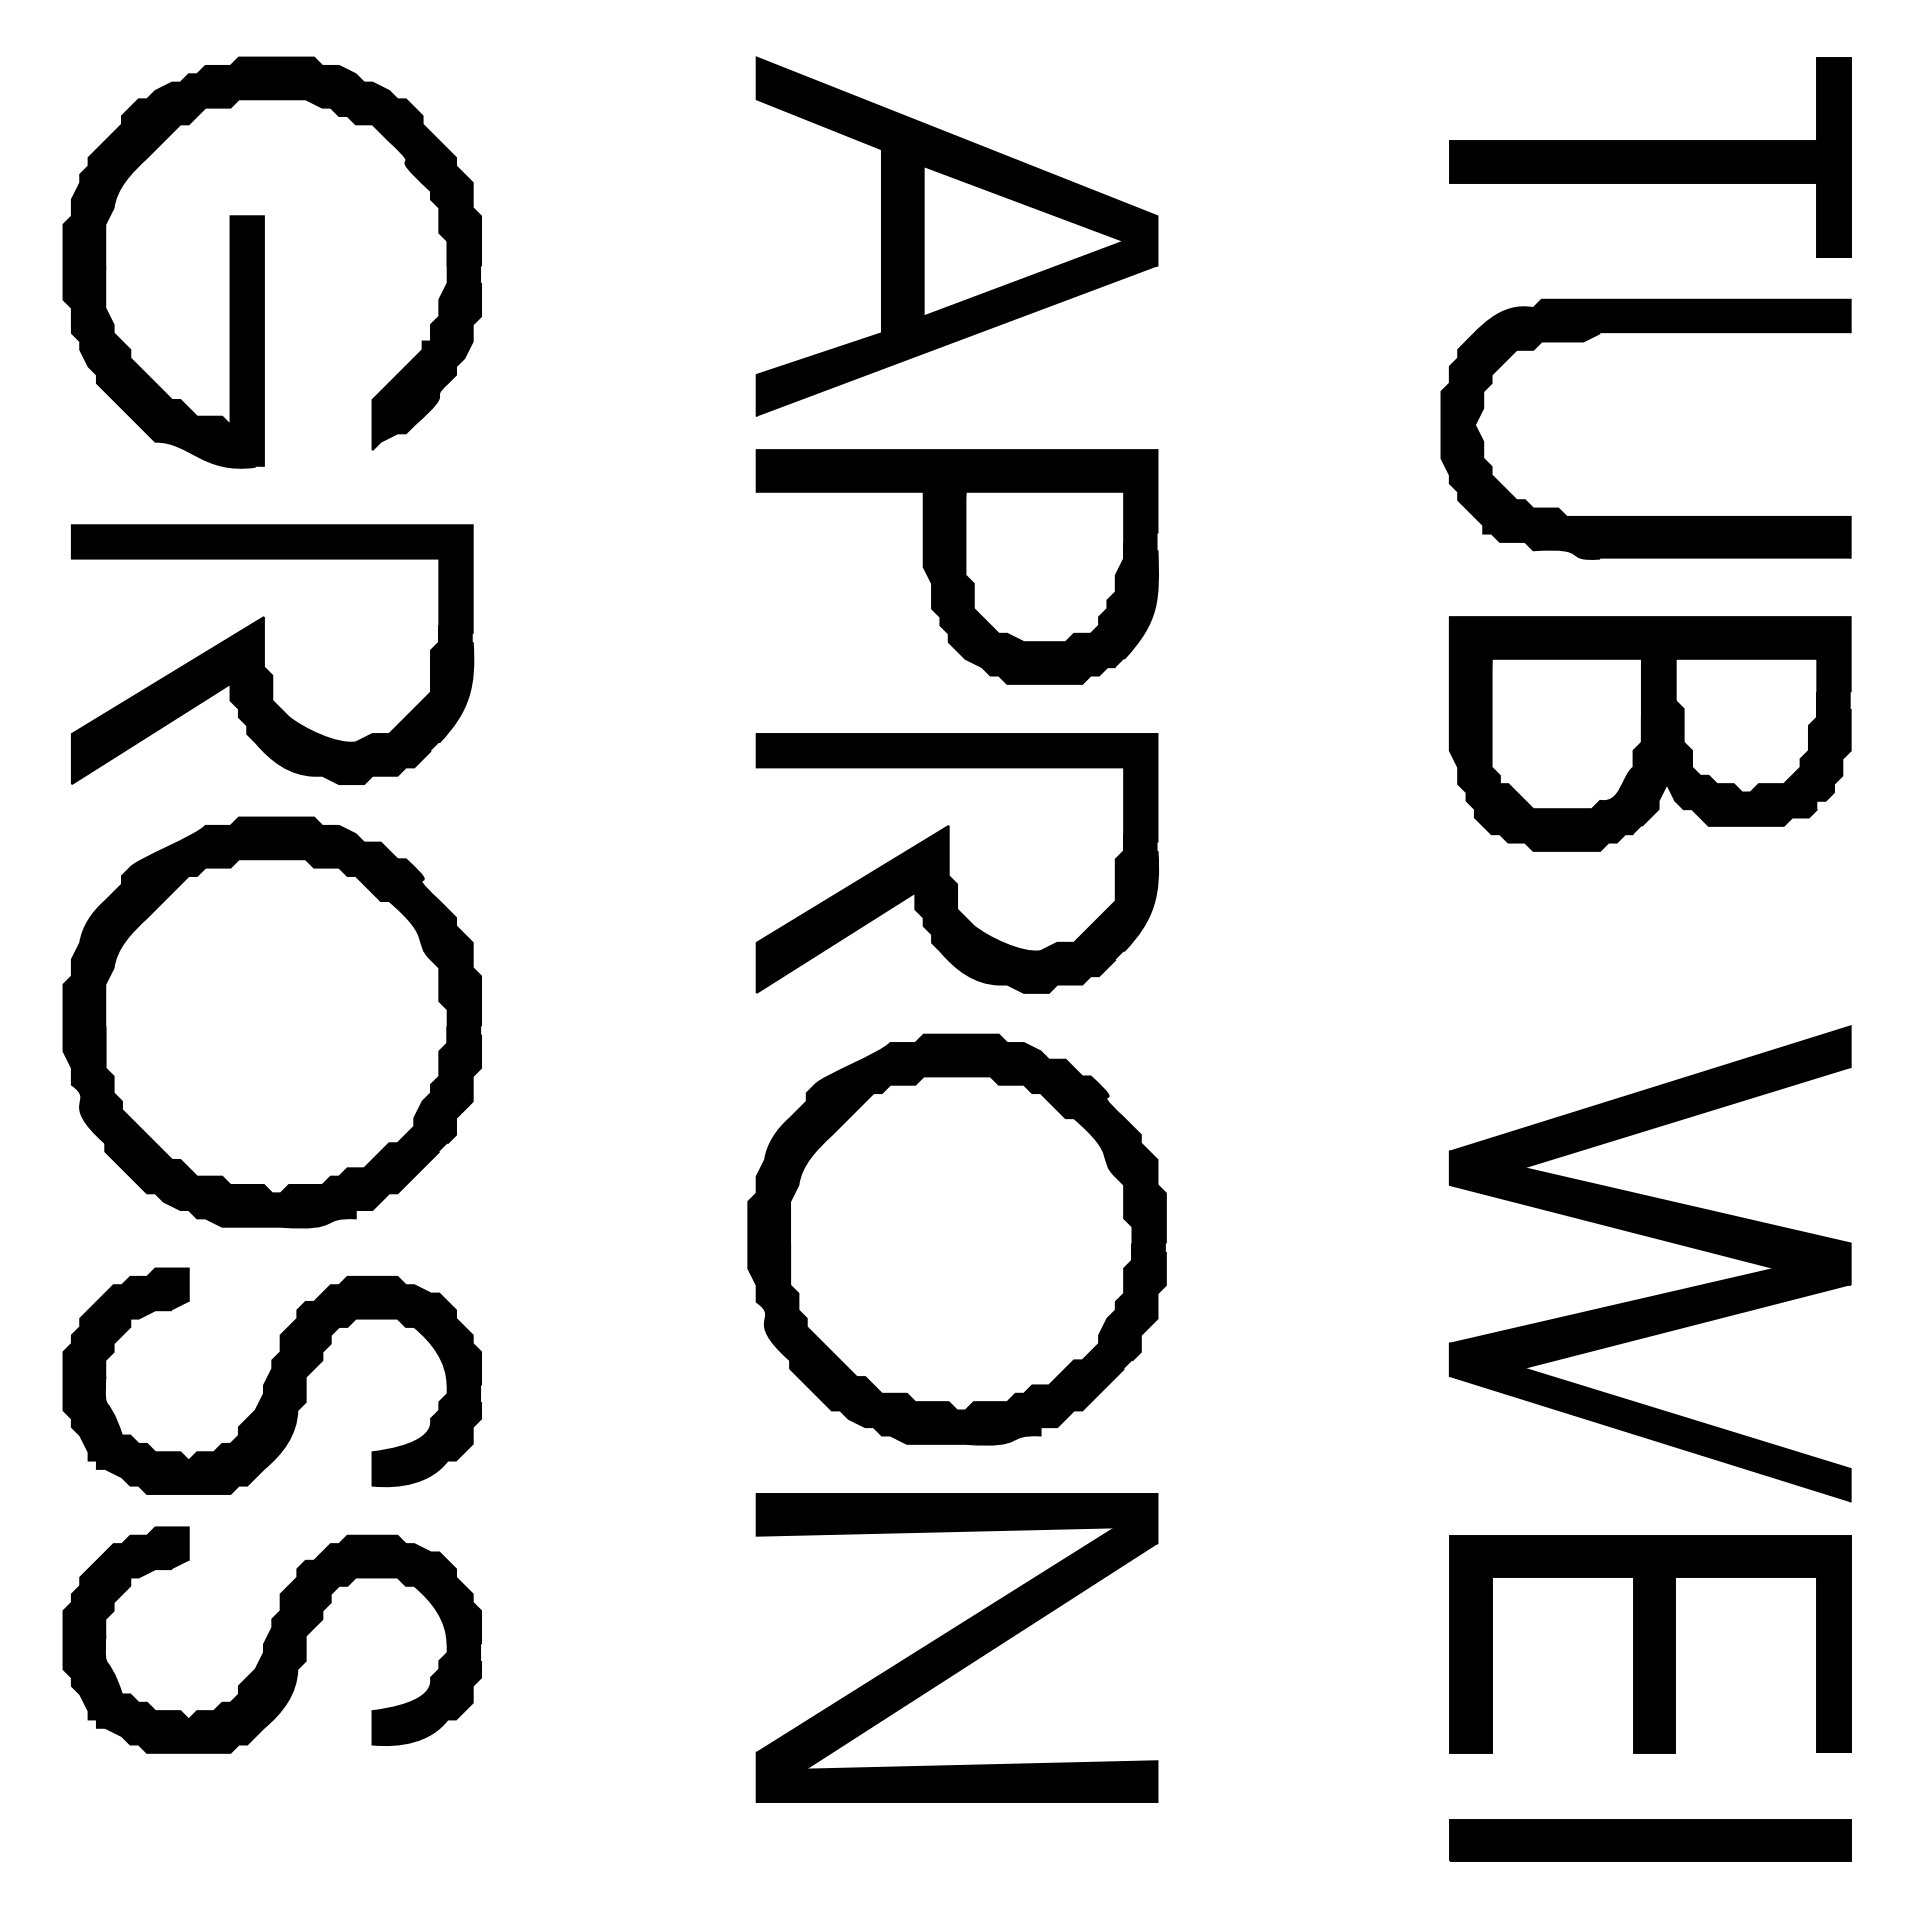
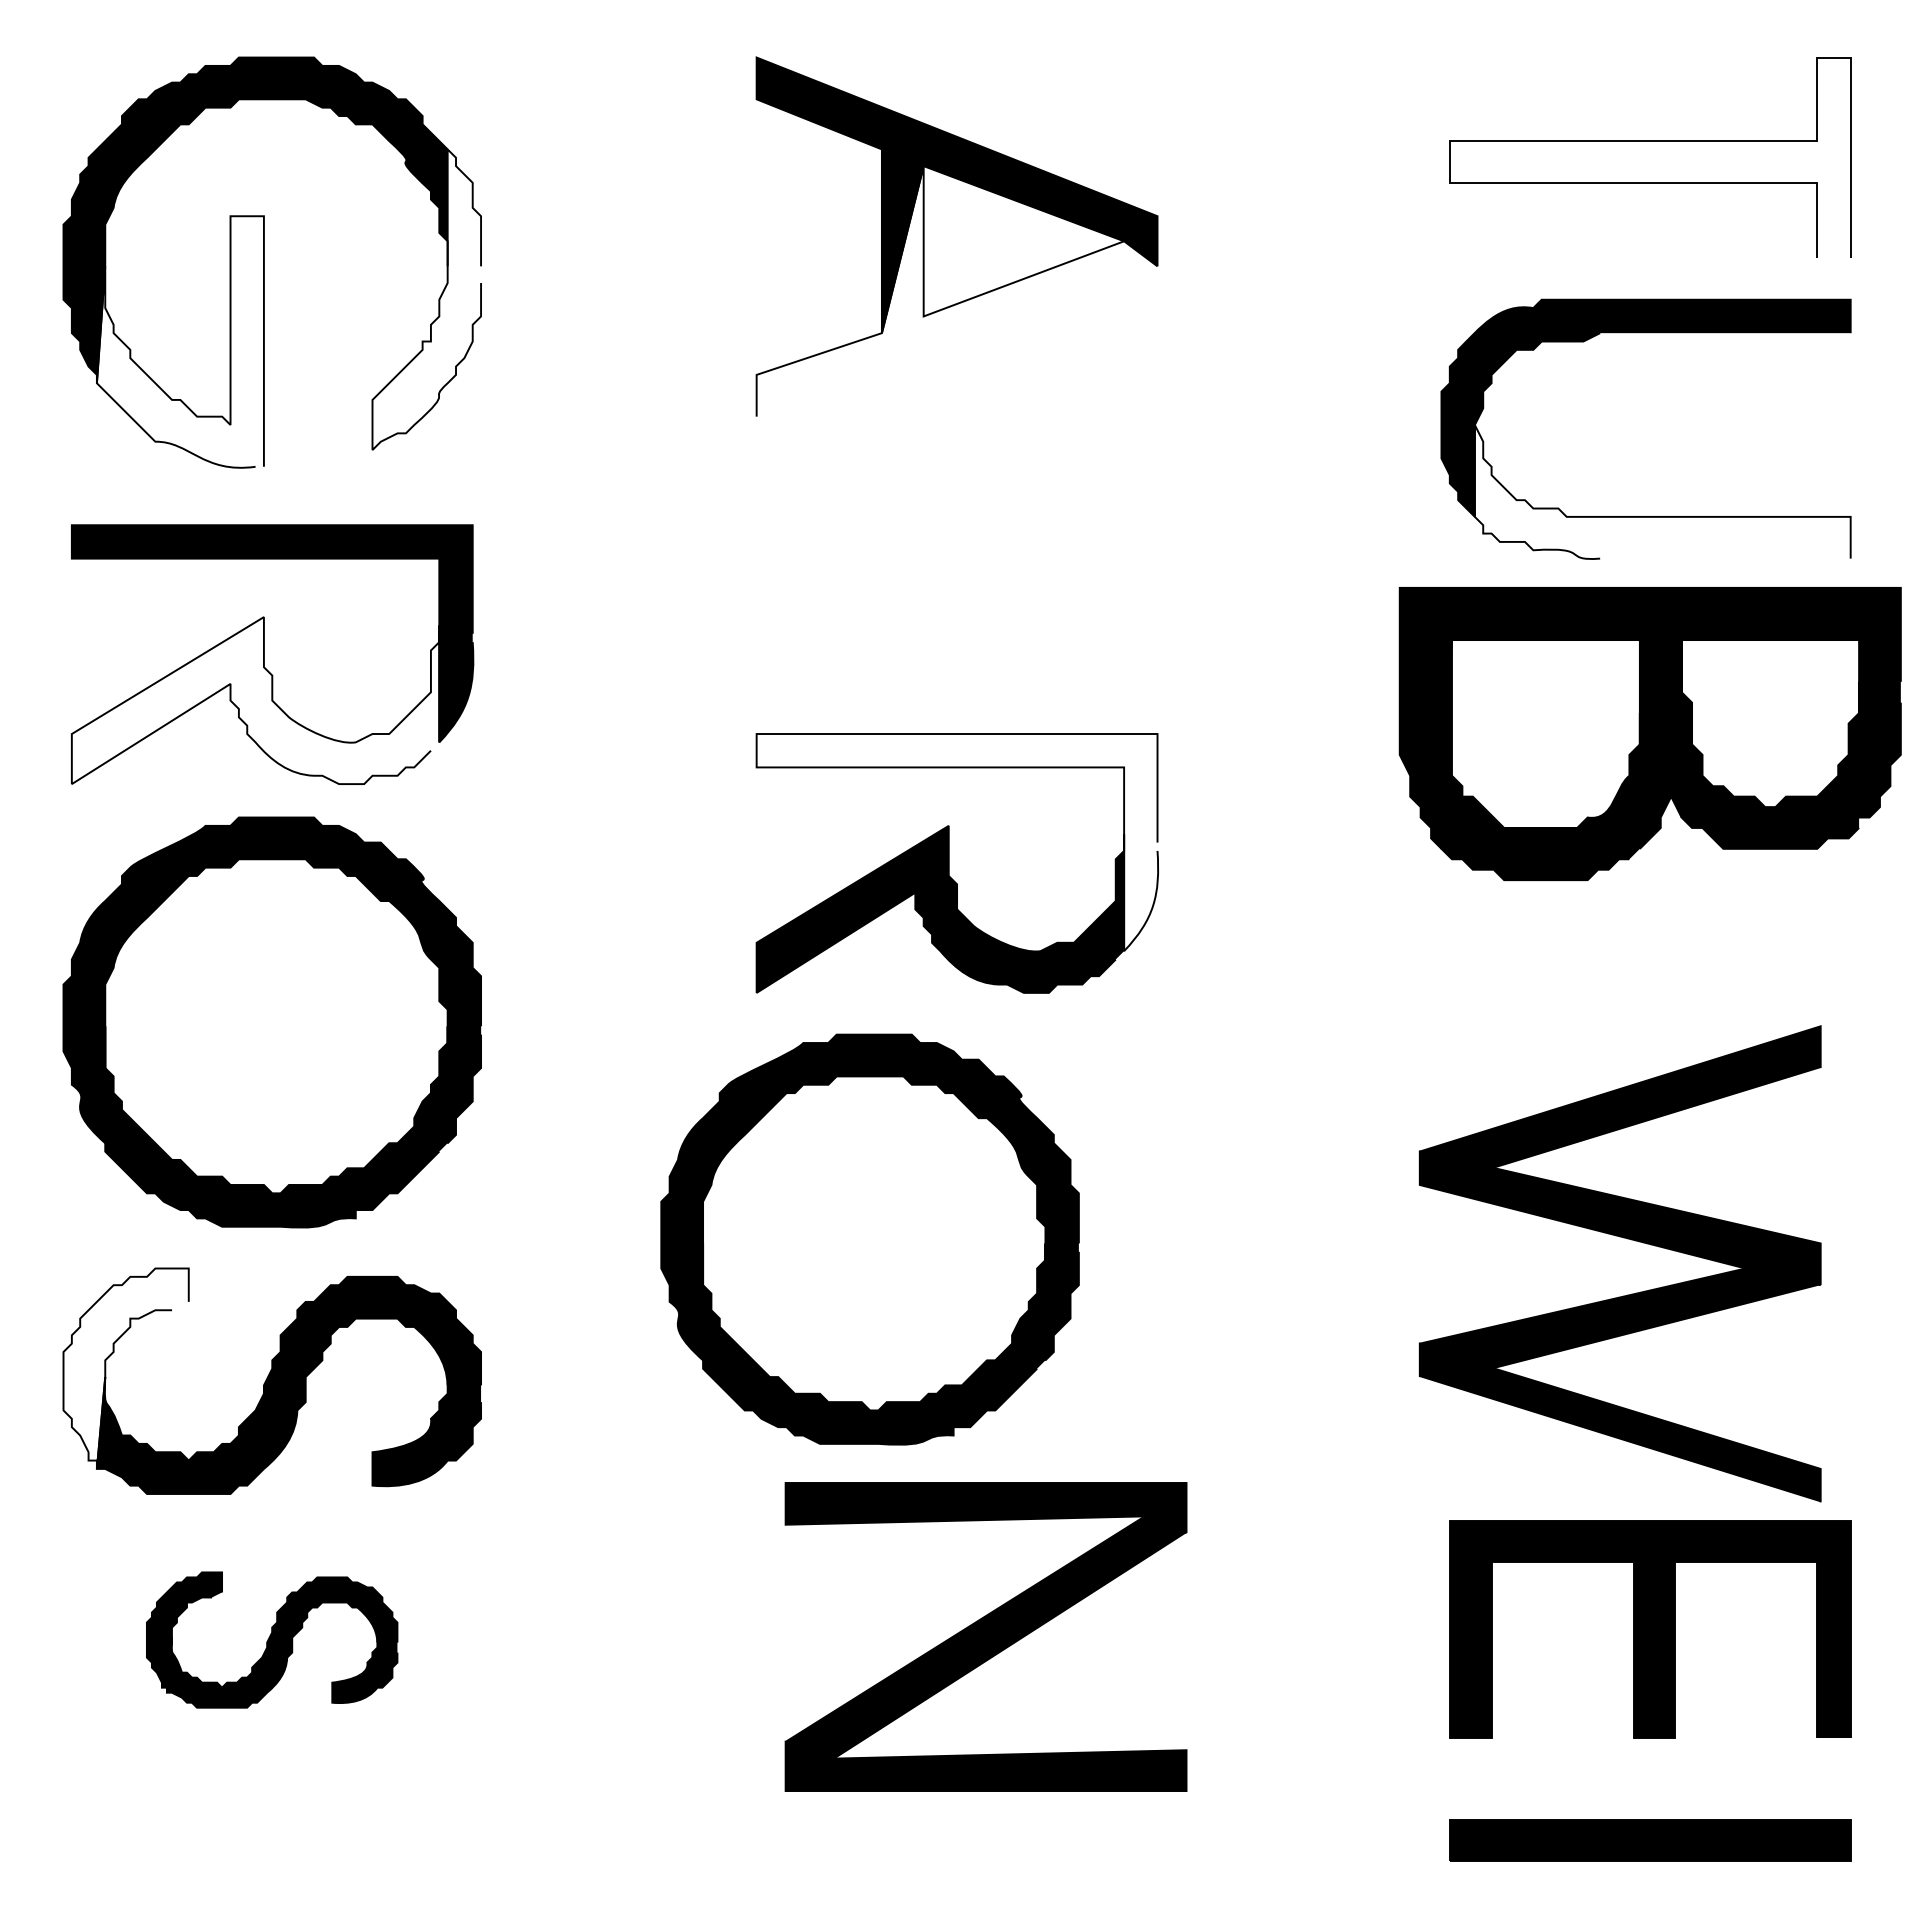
fill: present -> none (1649, 157)
fill: present -> none (956, 291)
fill: present -> none (426, 299)
fill: present -> none (179, 341)
fill: present -> none (1662, 491)
part: present -> none (956, 566)
fill: present -> none (255, 700)
part size: 404x236 px -> 504x295 px (1649, 734)
fill: present -> none (957, 842)
part position: (956, 1239) -> (869, 1239) (869, 1239)
part position: (1657, 1239) -> (1627, 1239) (1627, 1239)
fill: present -> none (125, 1368)
part size: 420x228 px -> 253x138 px (272, 1639)
part position: (1650, 1644) -> (1650, 1629) (1650, 1629)
part position: (956, 1647) -> (985, 1636) (985, 1636)
